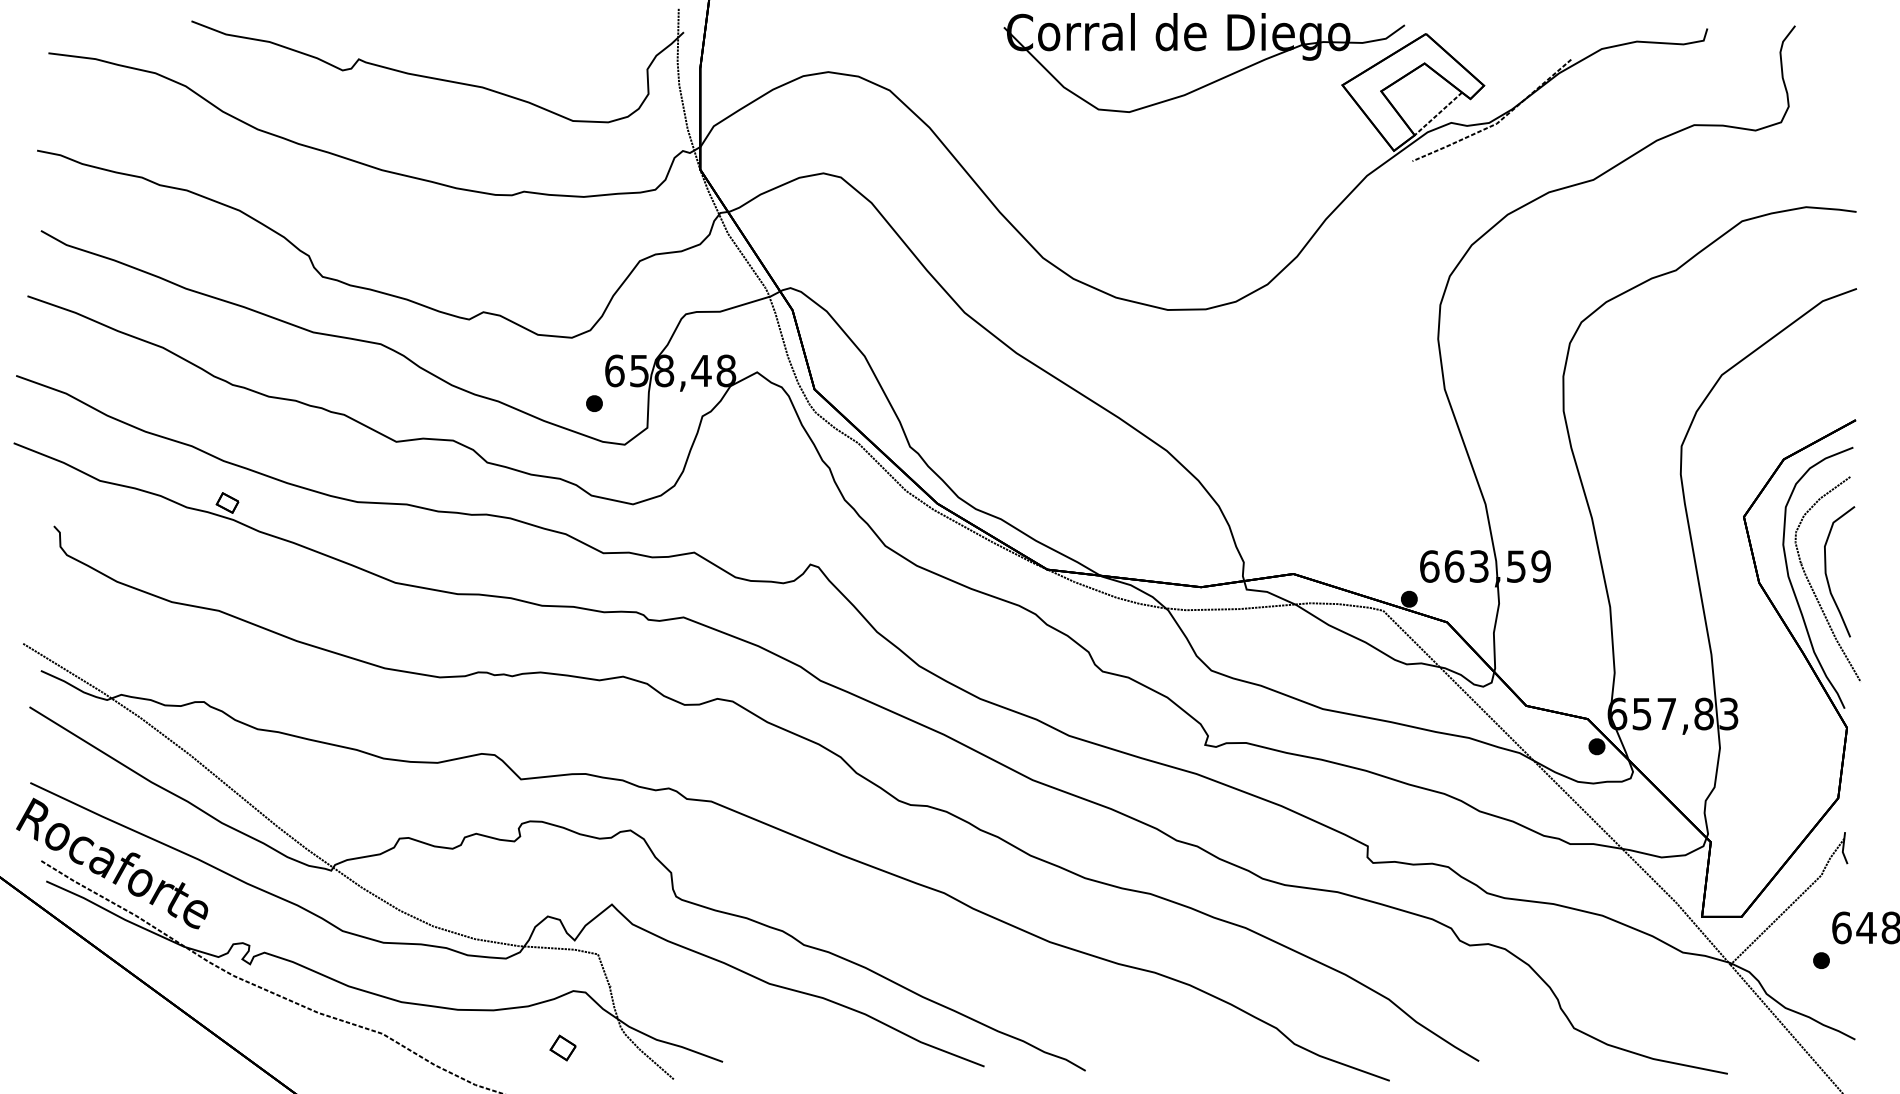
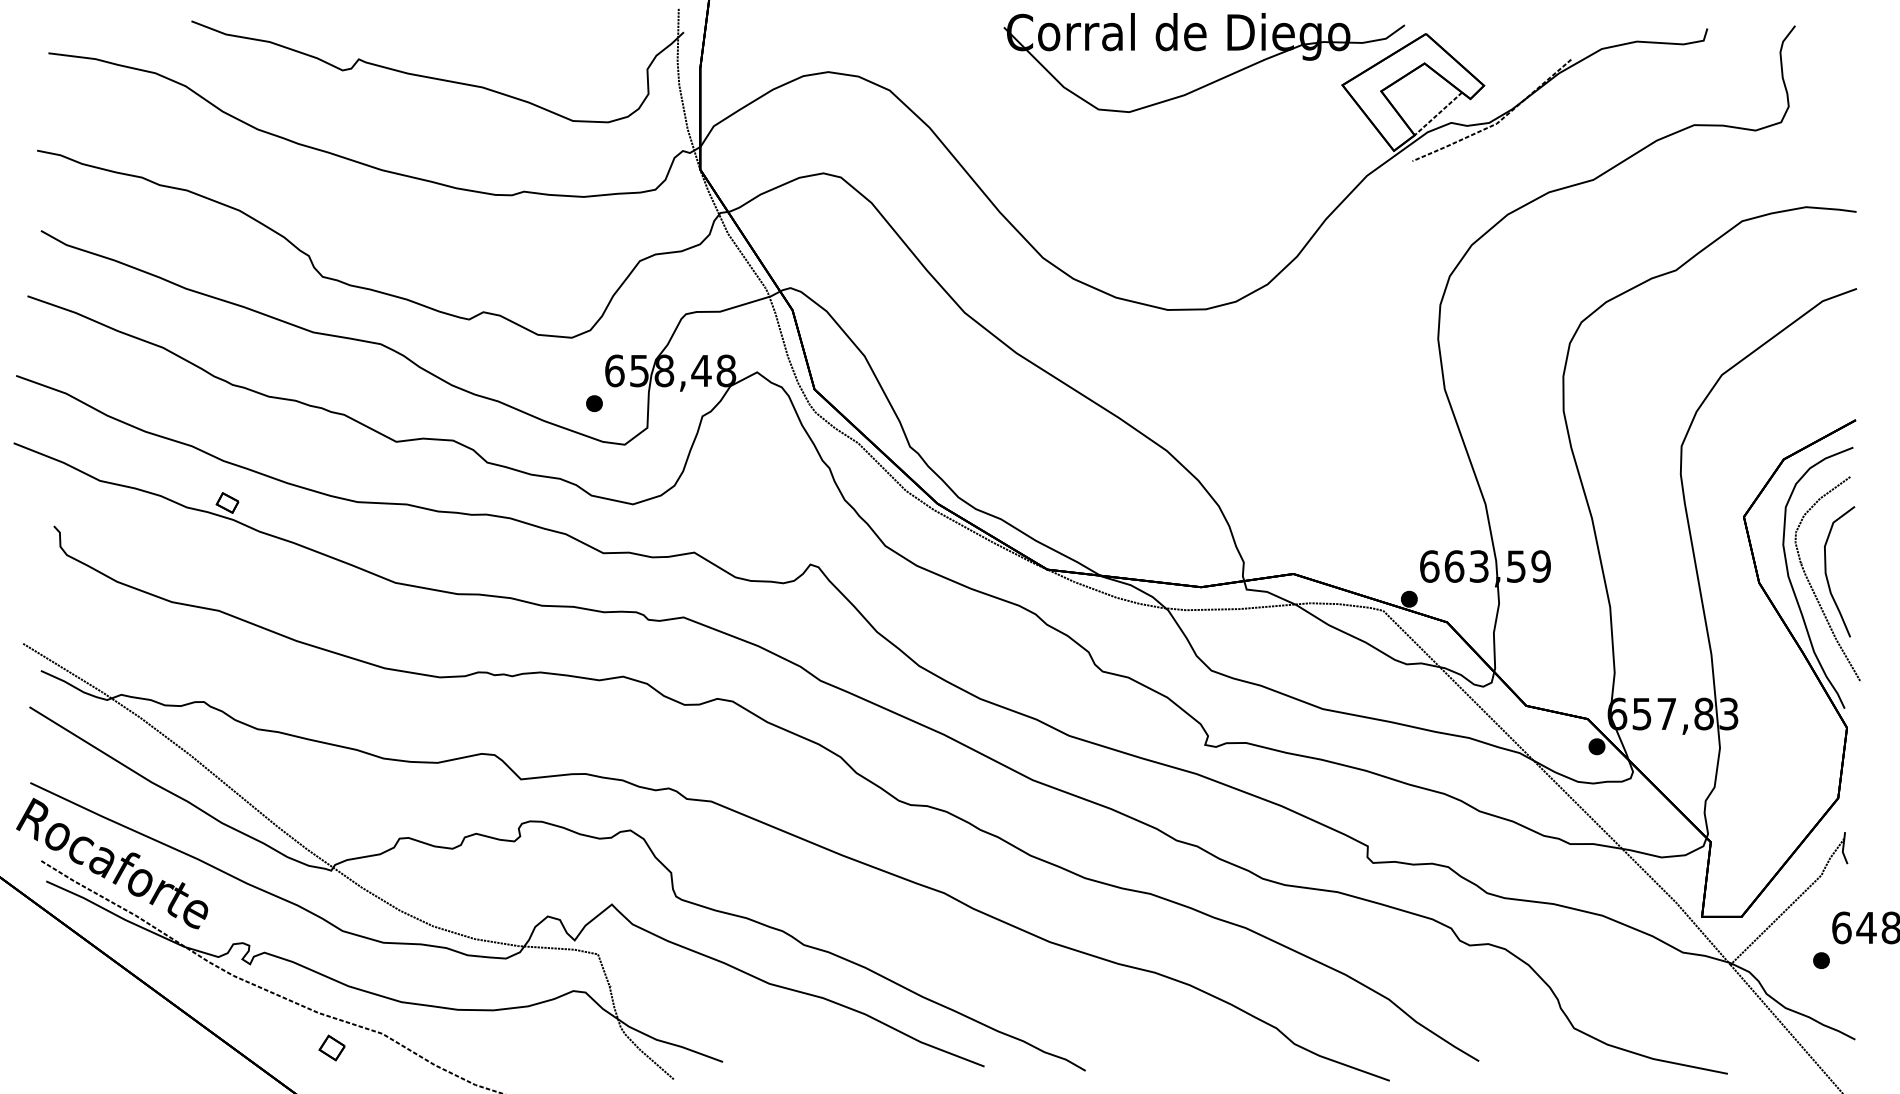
part position: (562, 1047) -> (331, 1047) (331, 1047)
